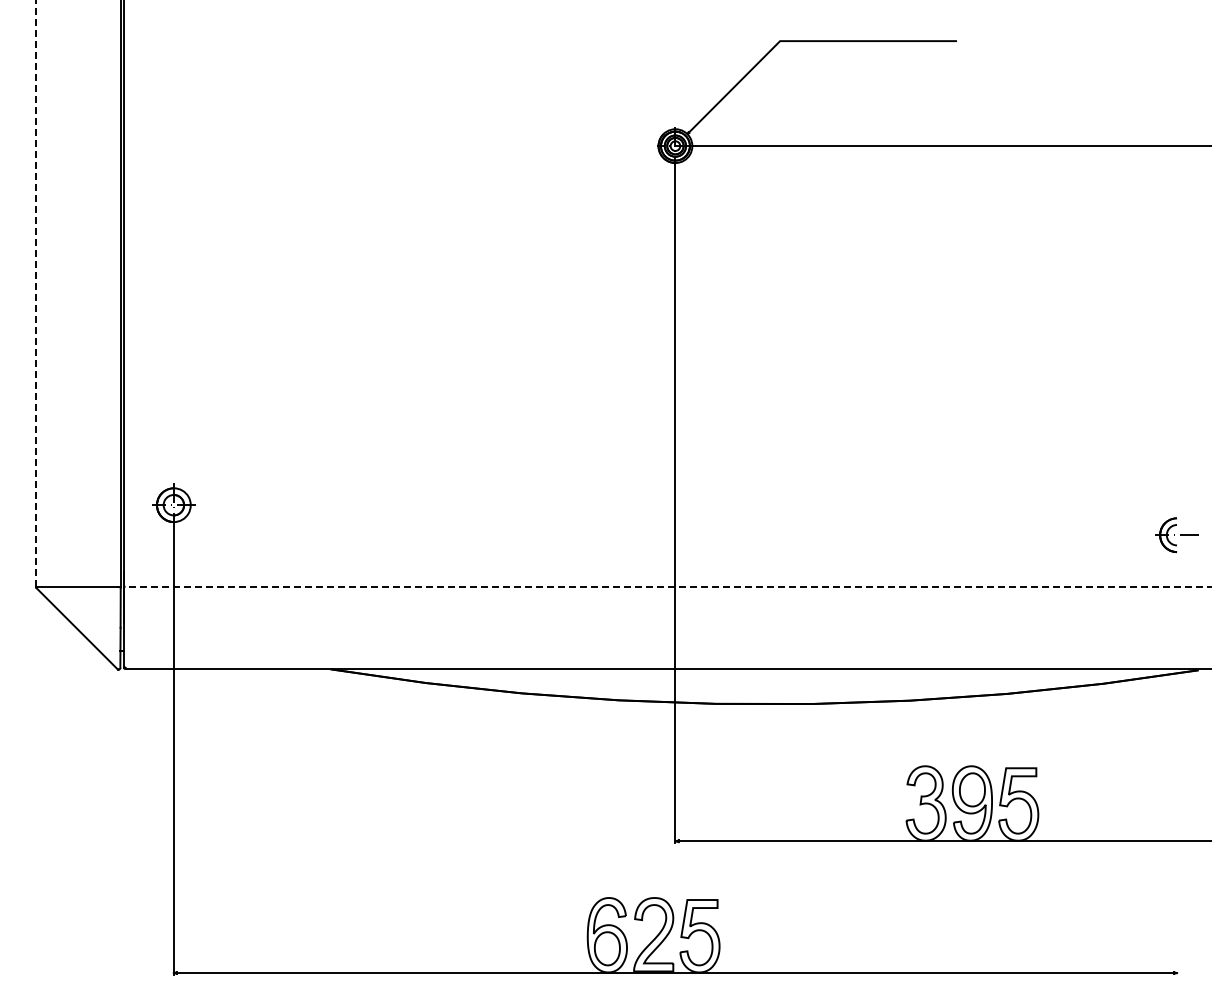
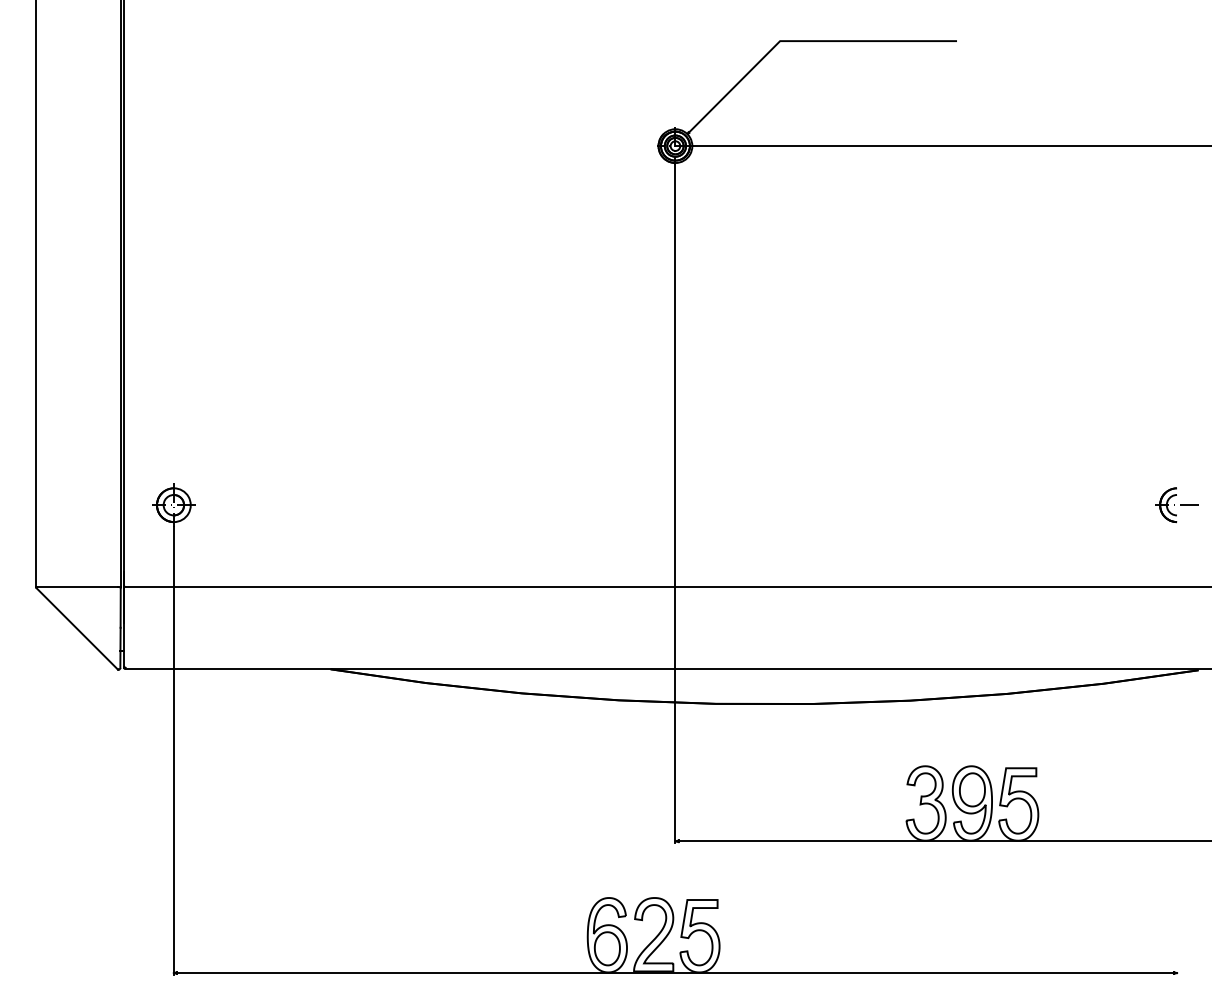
line: dashed -> solid (36, 293)
part position: (1176, 535) -> (1176, 505) (1176, 505)
line: dashed -> solid (668, 586)
